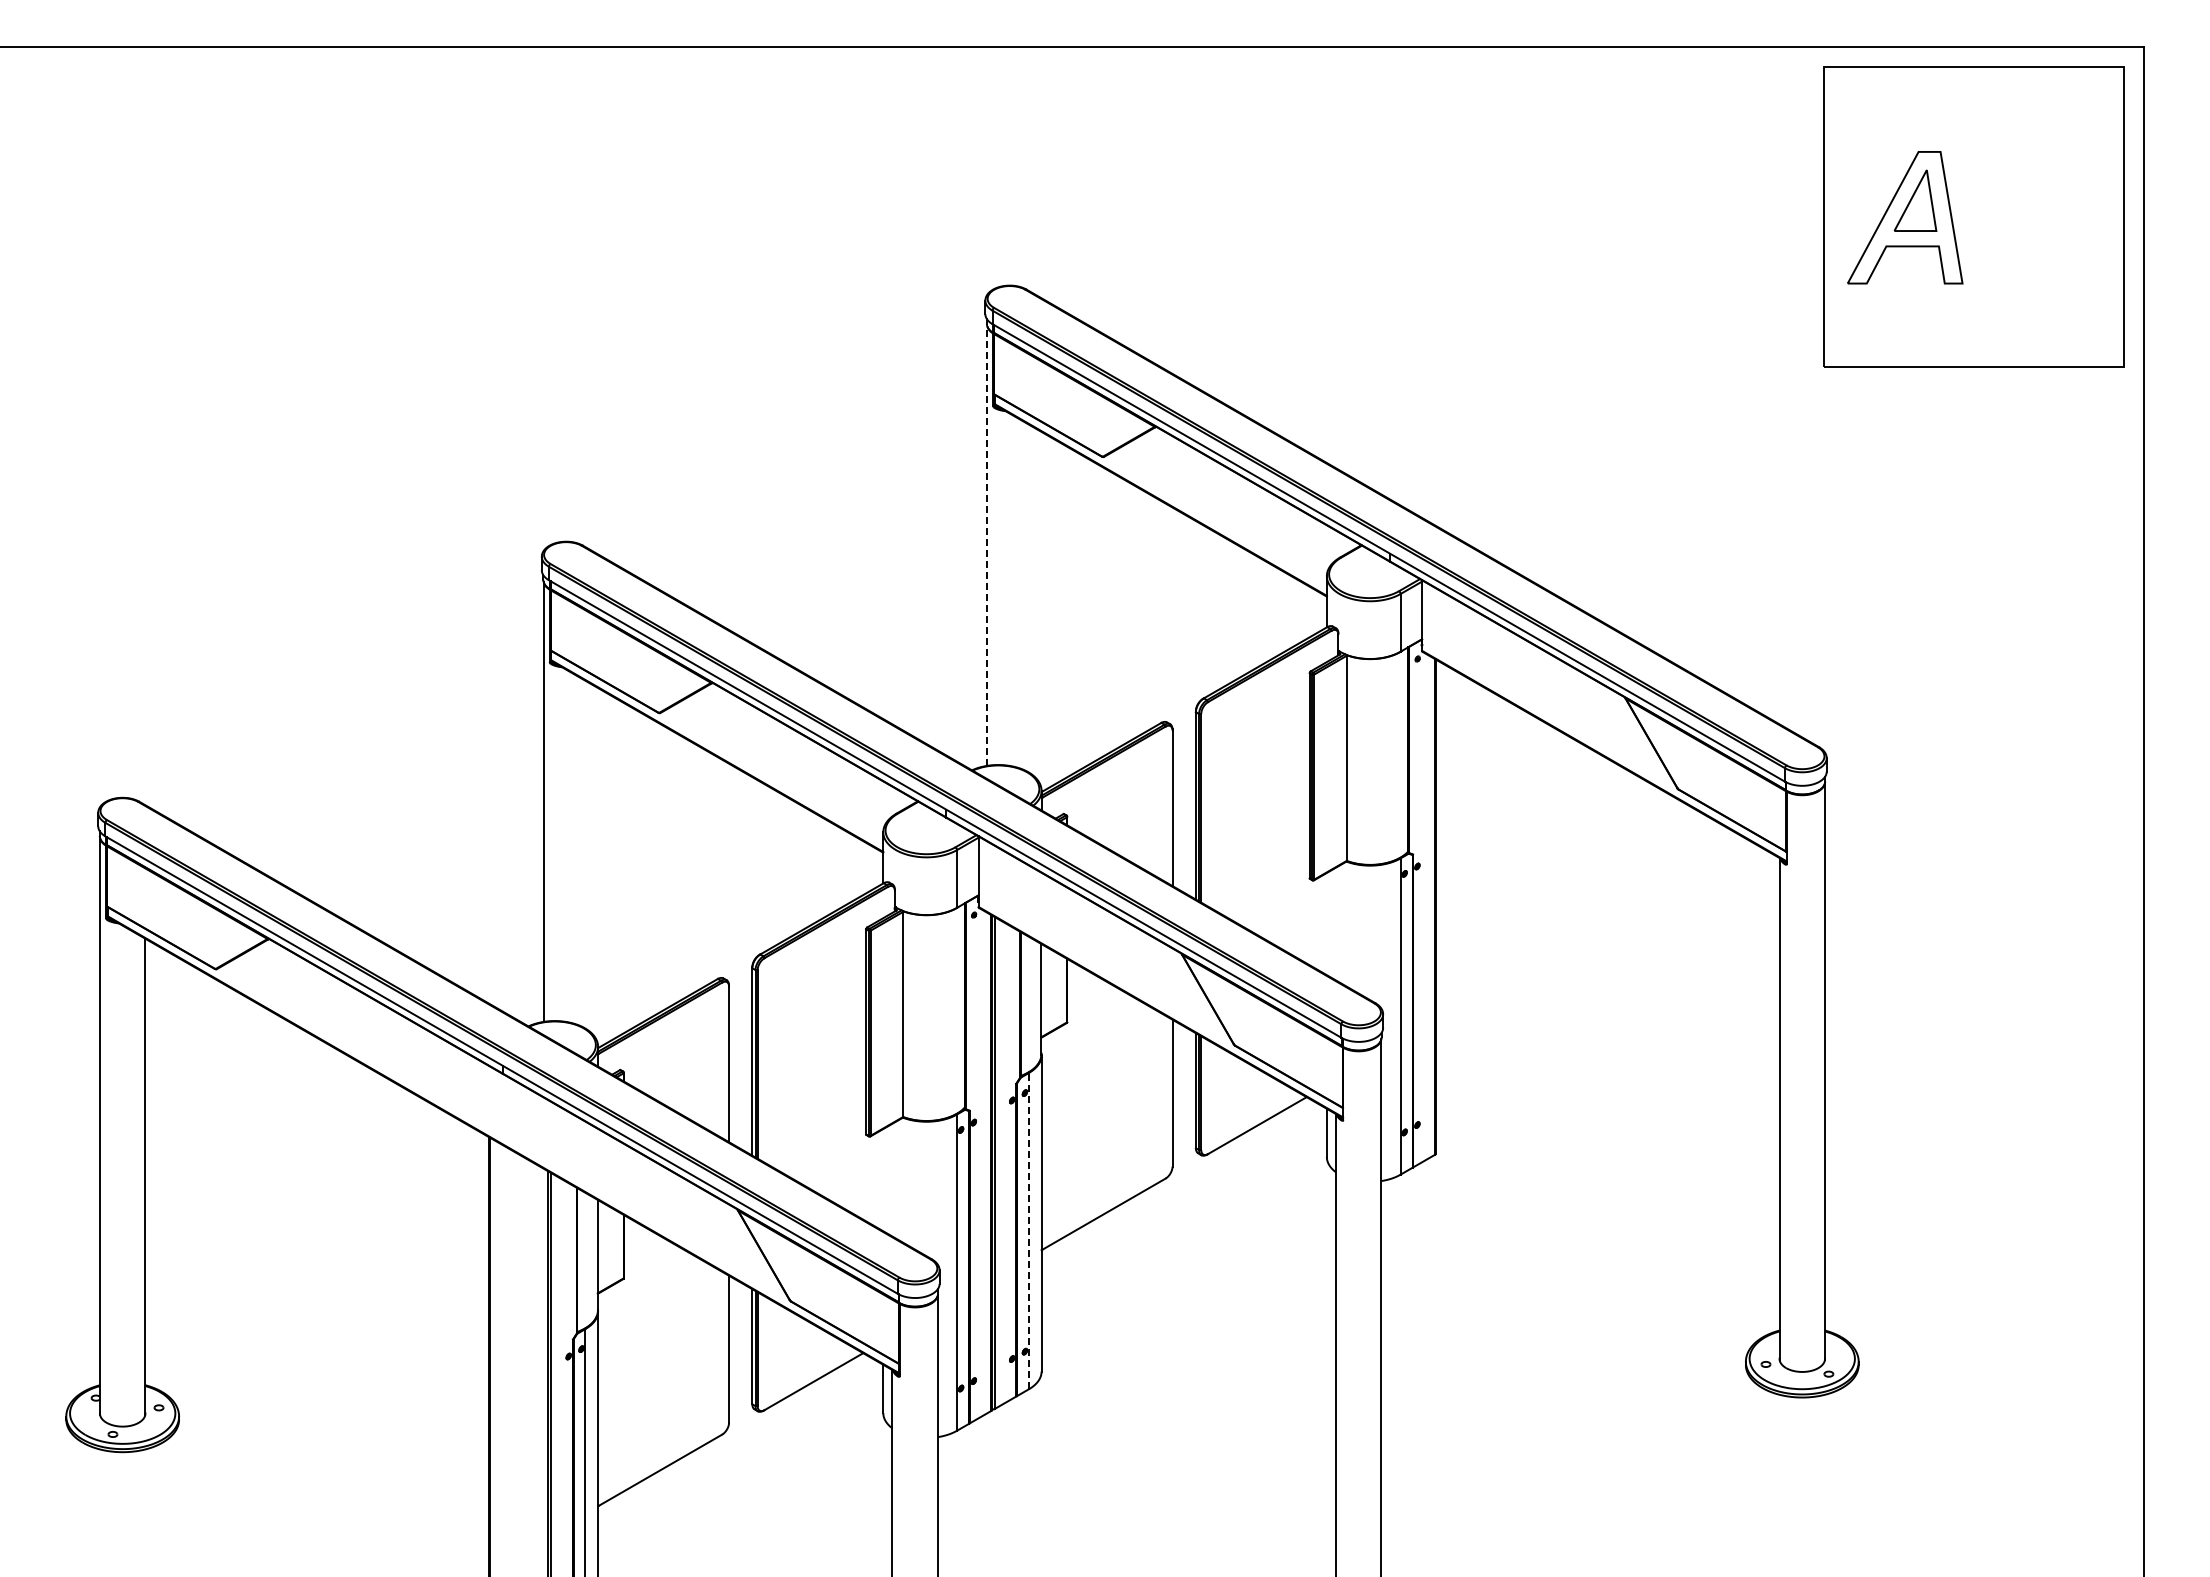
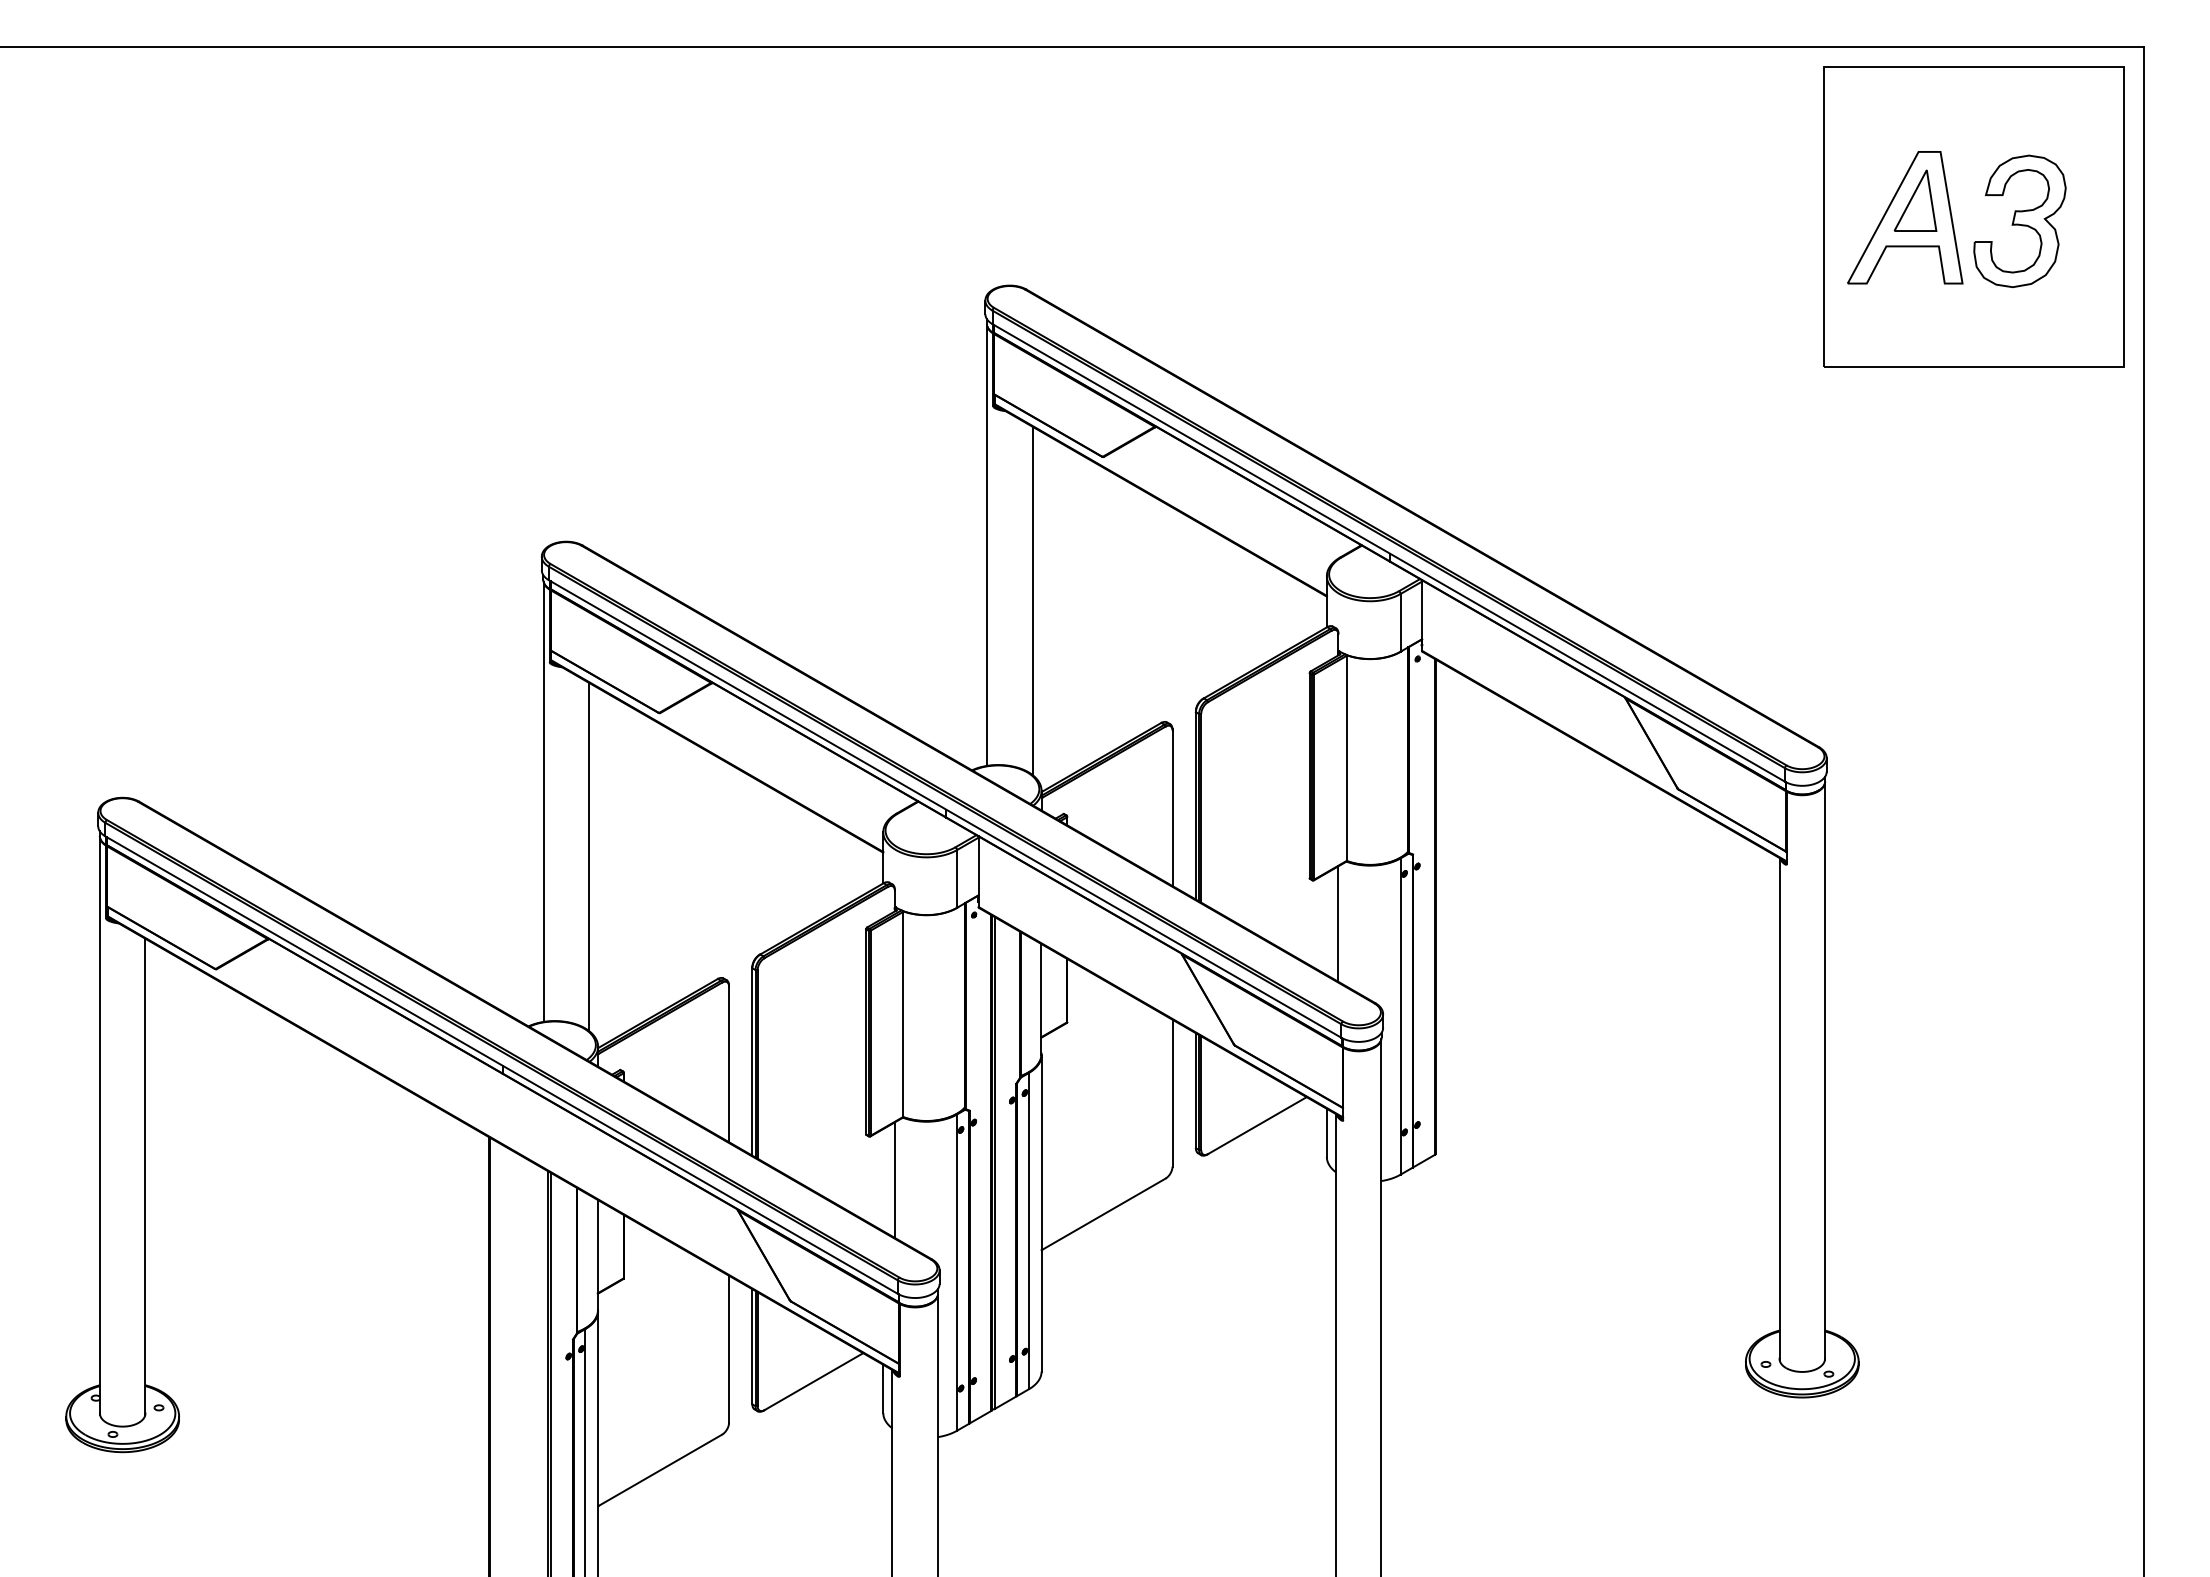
part: none -> present (2019, 221)
line: dashed -> solid (987, 545)
line: none -> present (1032, 600)
line: none -> present (588, 856)
line: none -> present (1338, 923)
line: none -> present (894, 1179)
line: dashed -> solid (1028, 1230)
